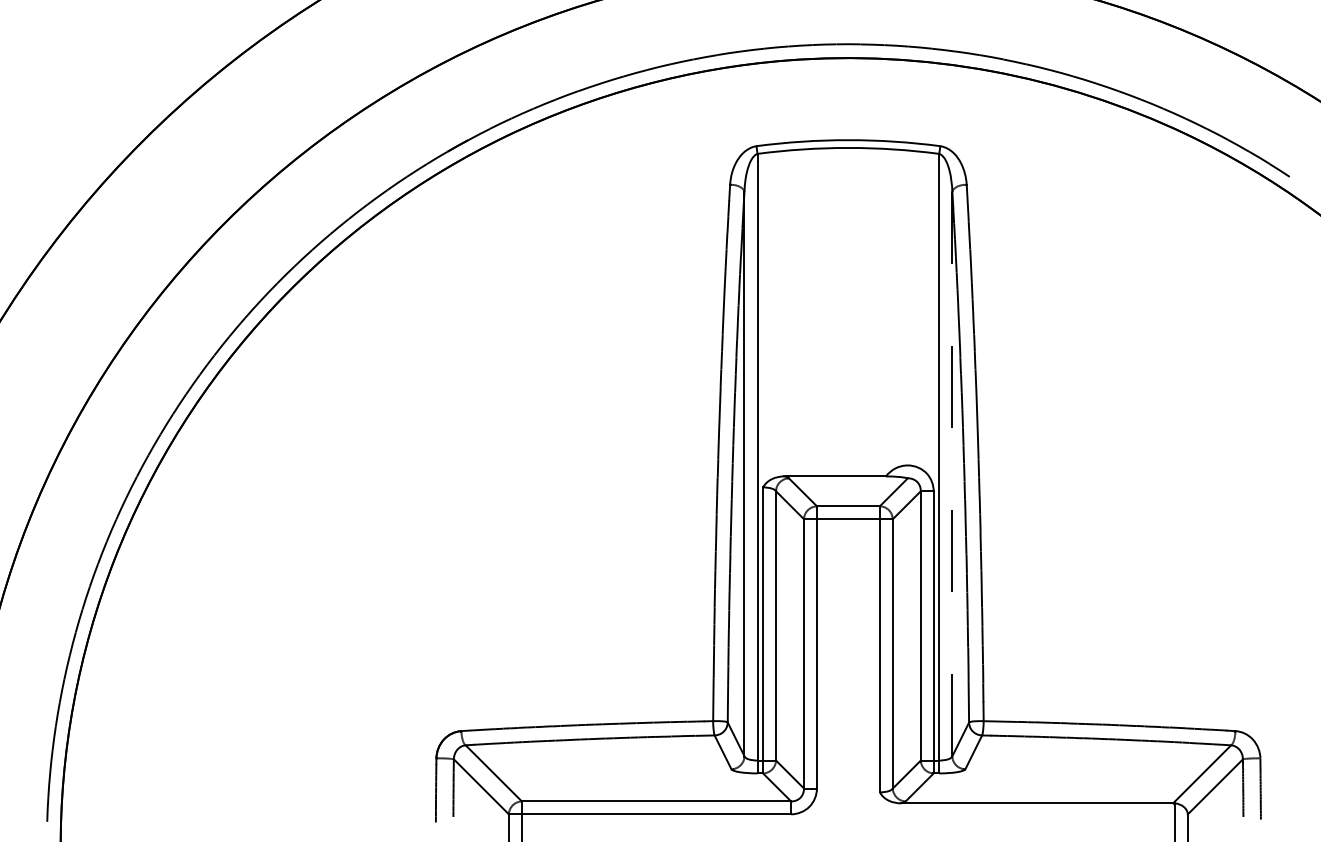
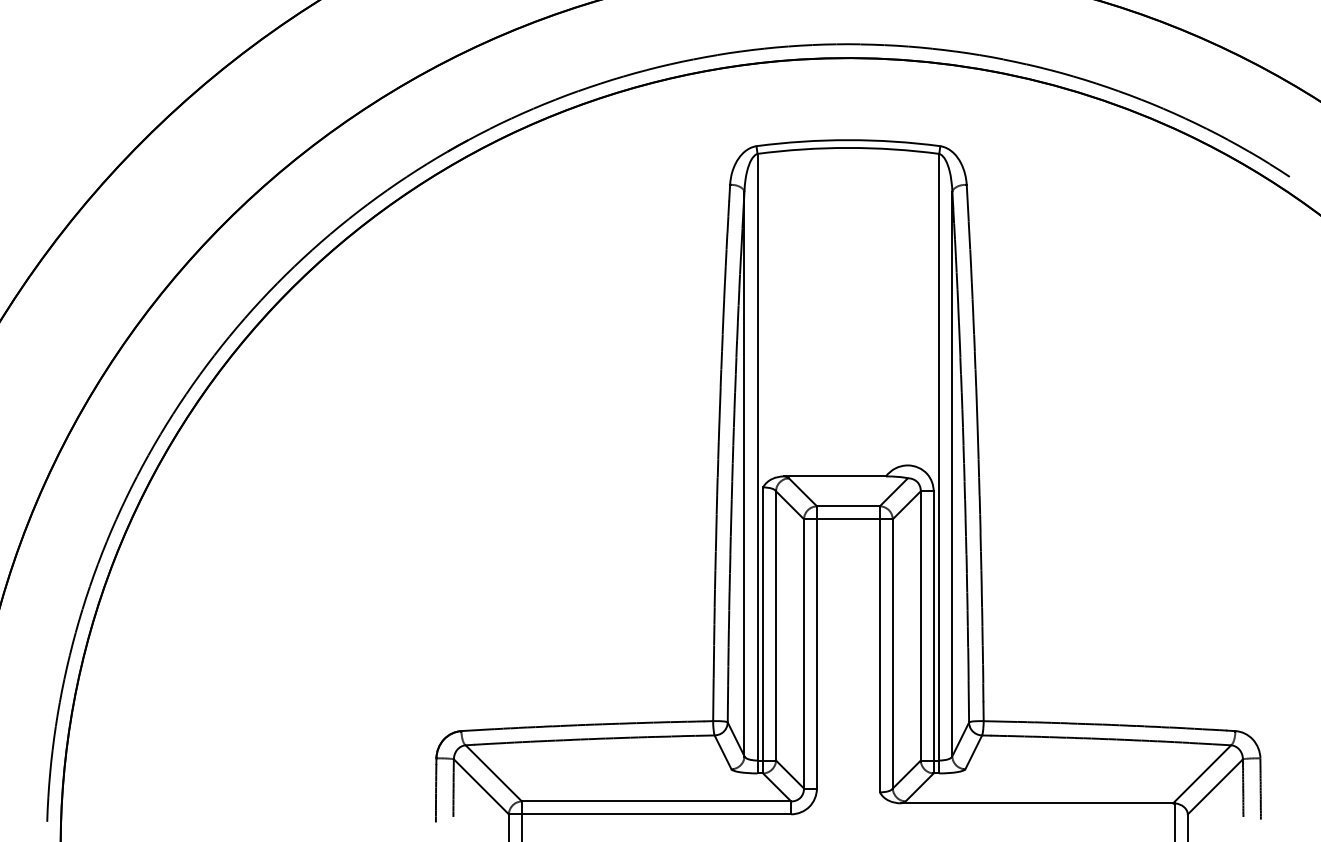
line: dashed -> solid (952, 473)
